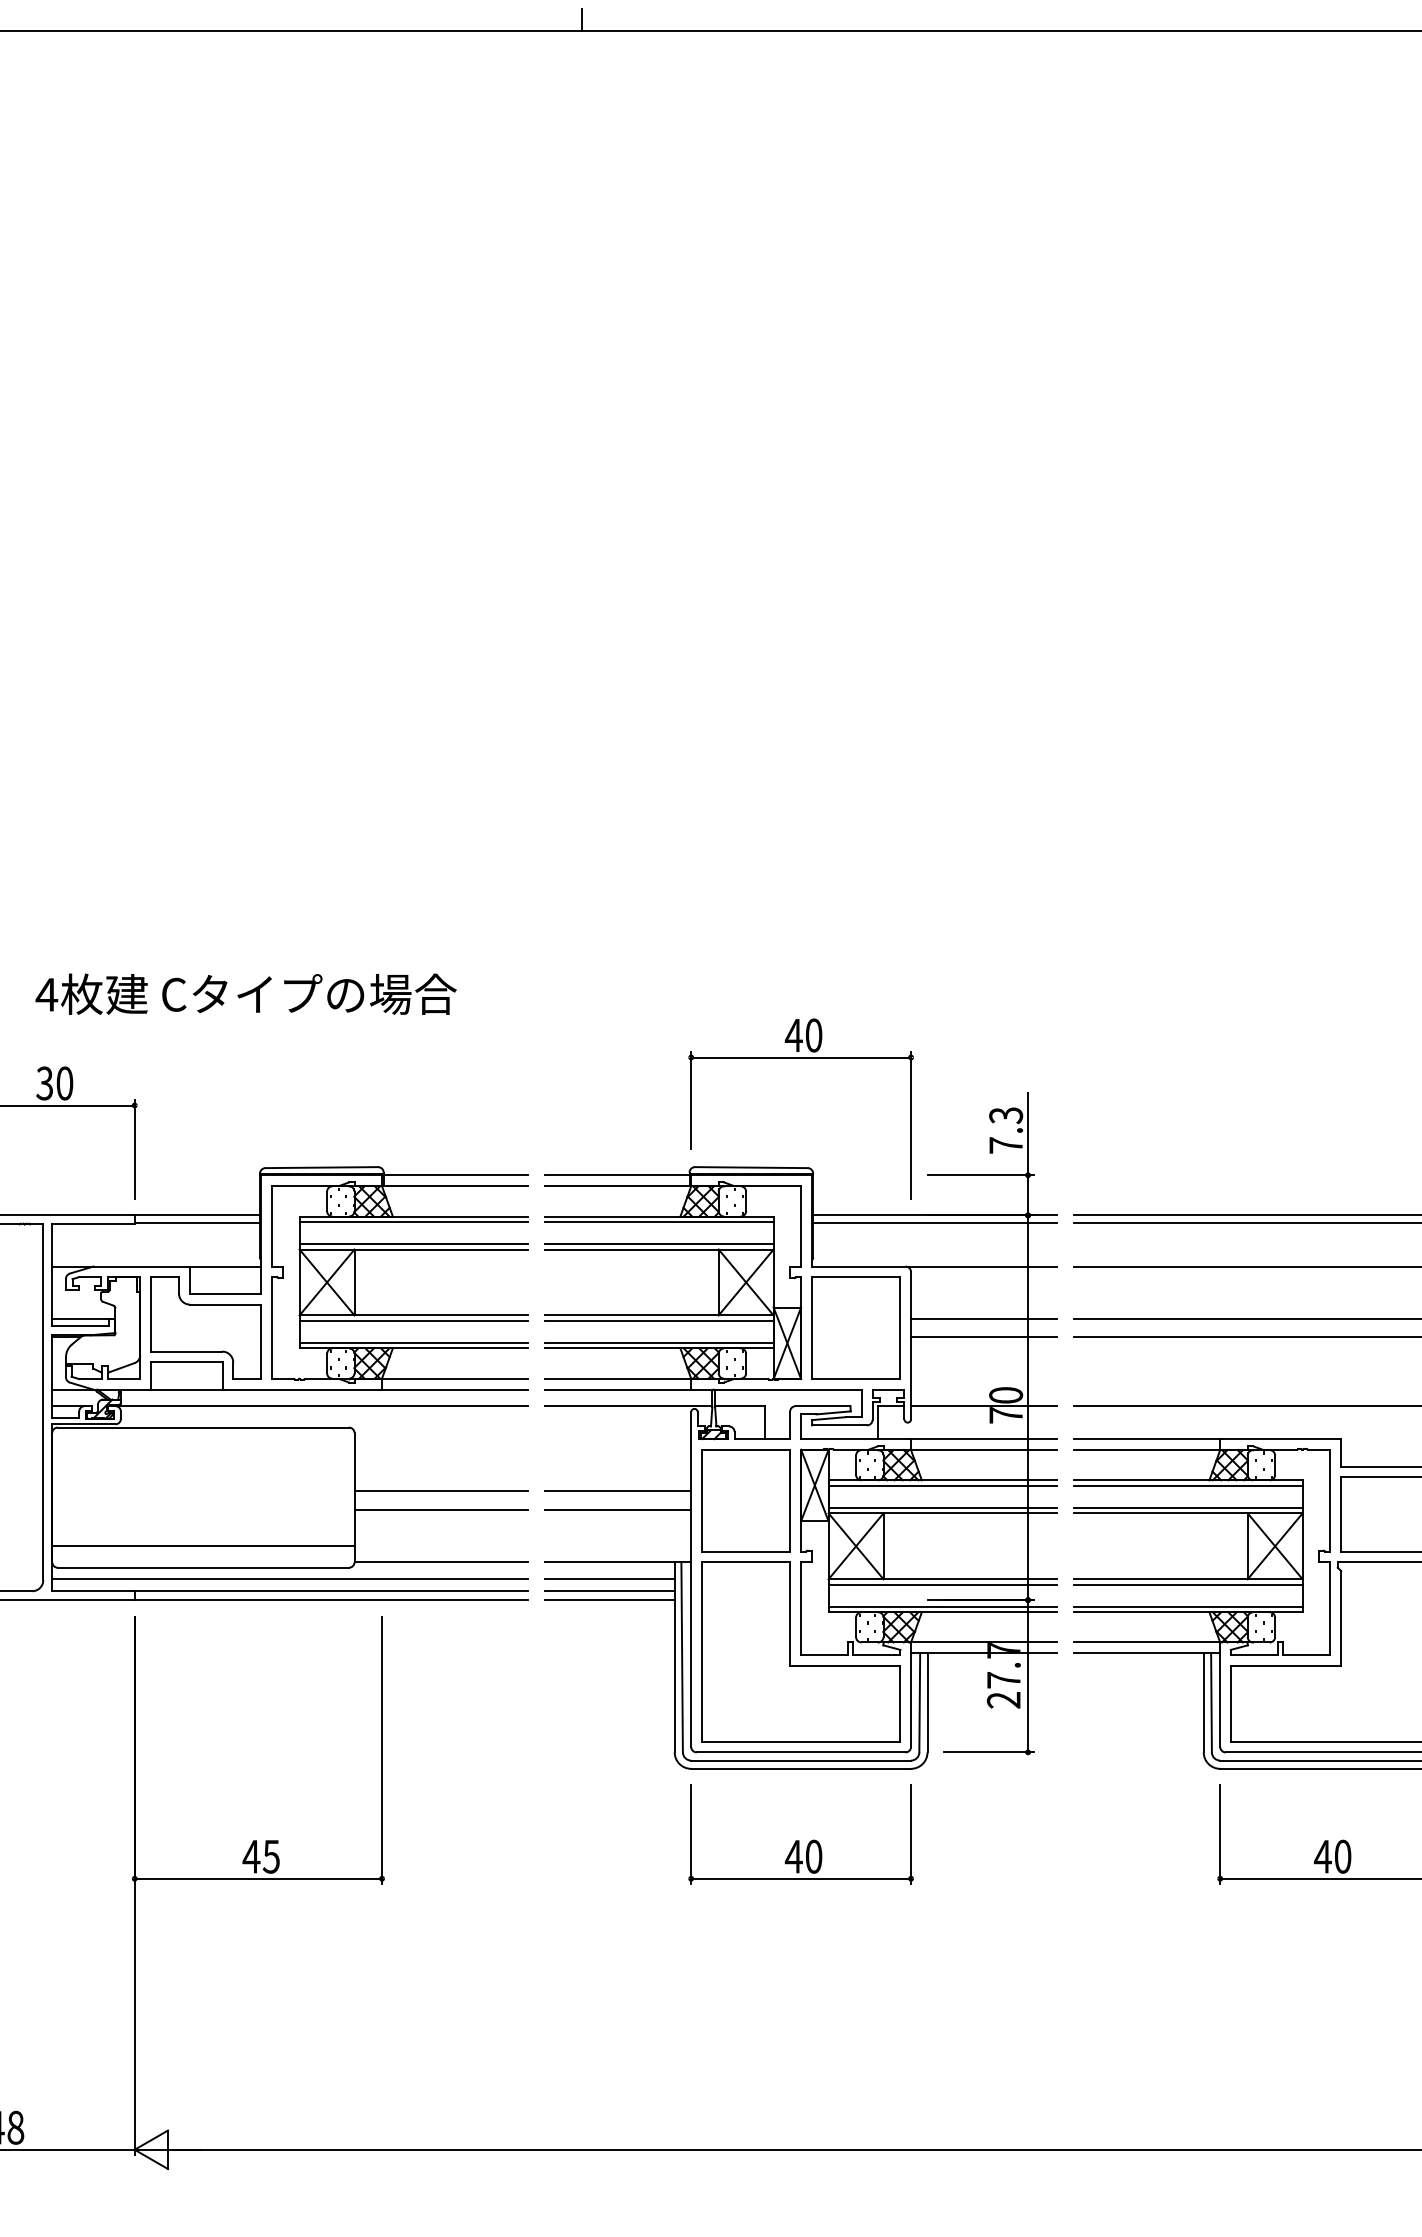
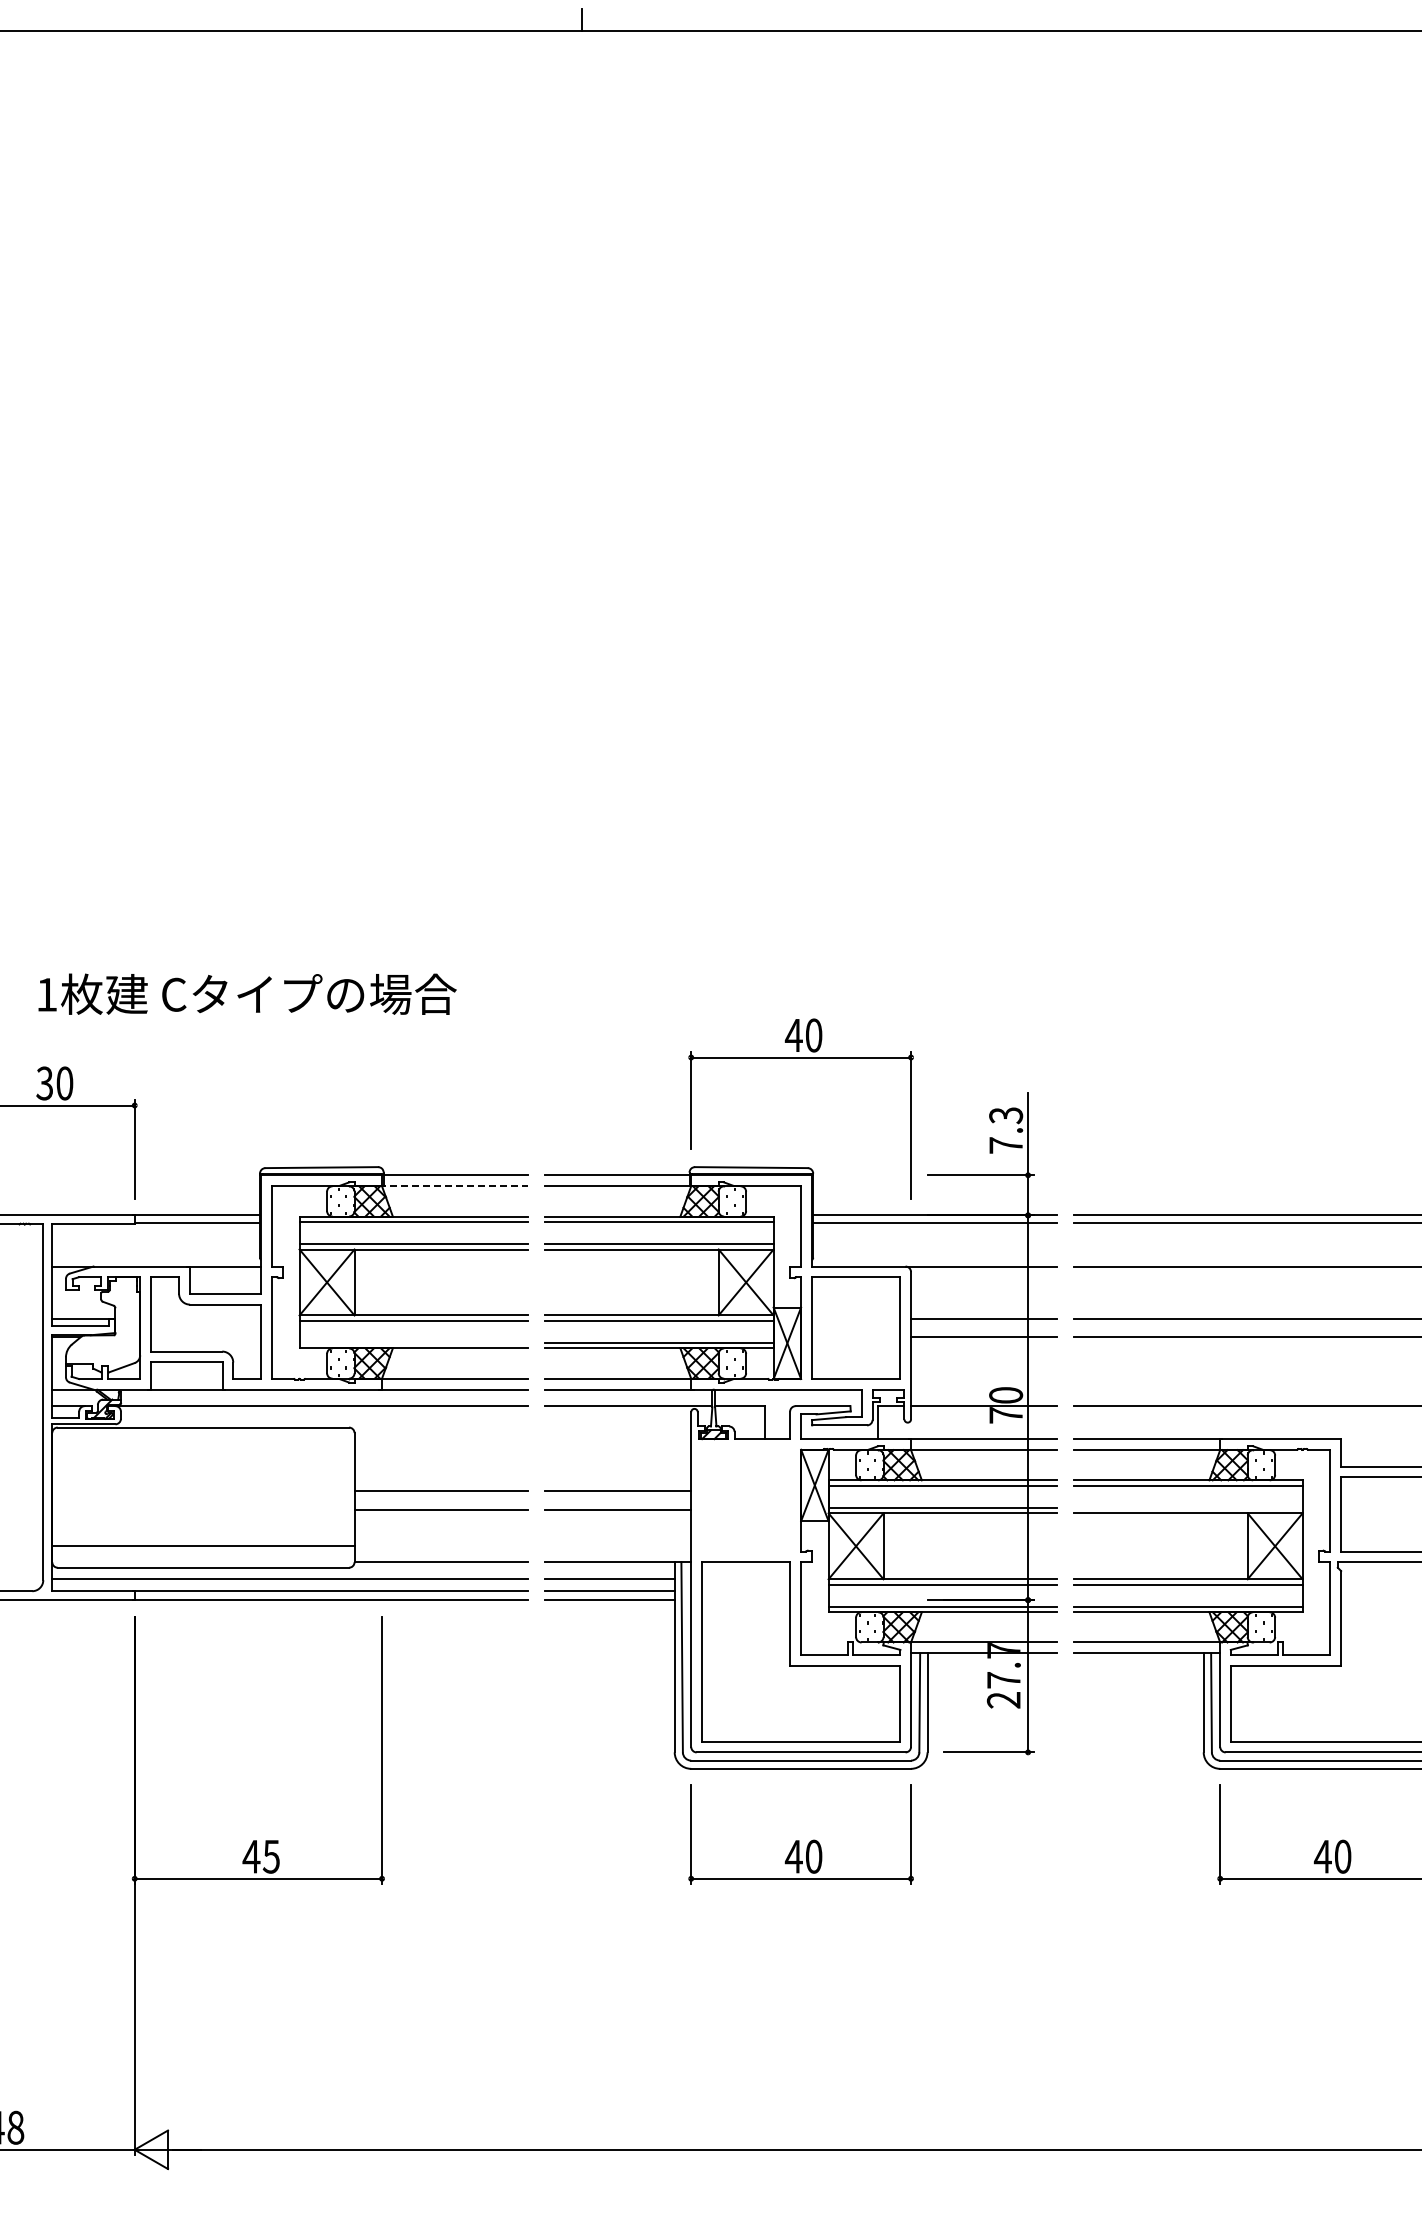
text: 4 -> 1 (46, 994)
line: solid -> dashed (453, 1186)
line: present -> none (413, 1342)
part: present -> none (745, 1500)
line: present -> none (1187, 1507)
